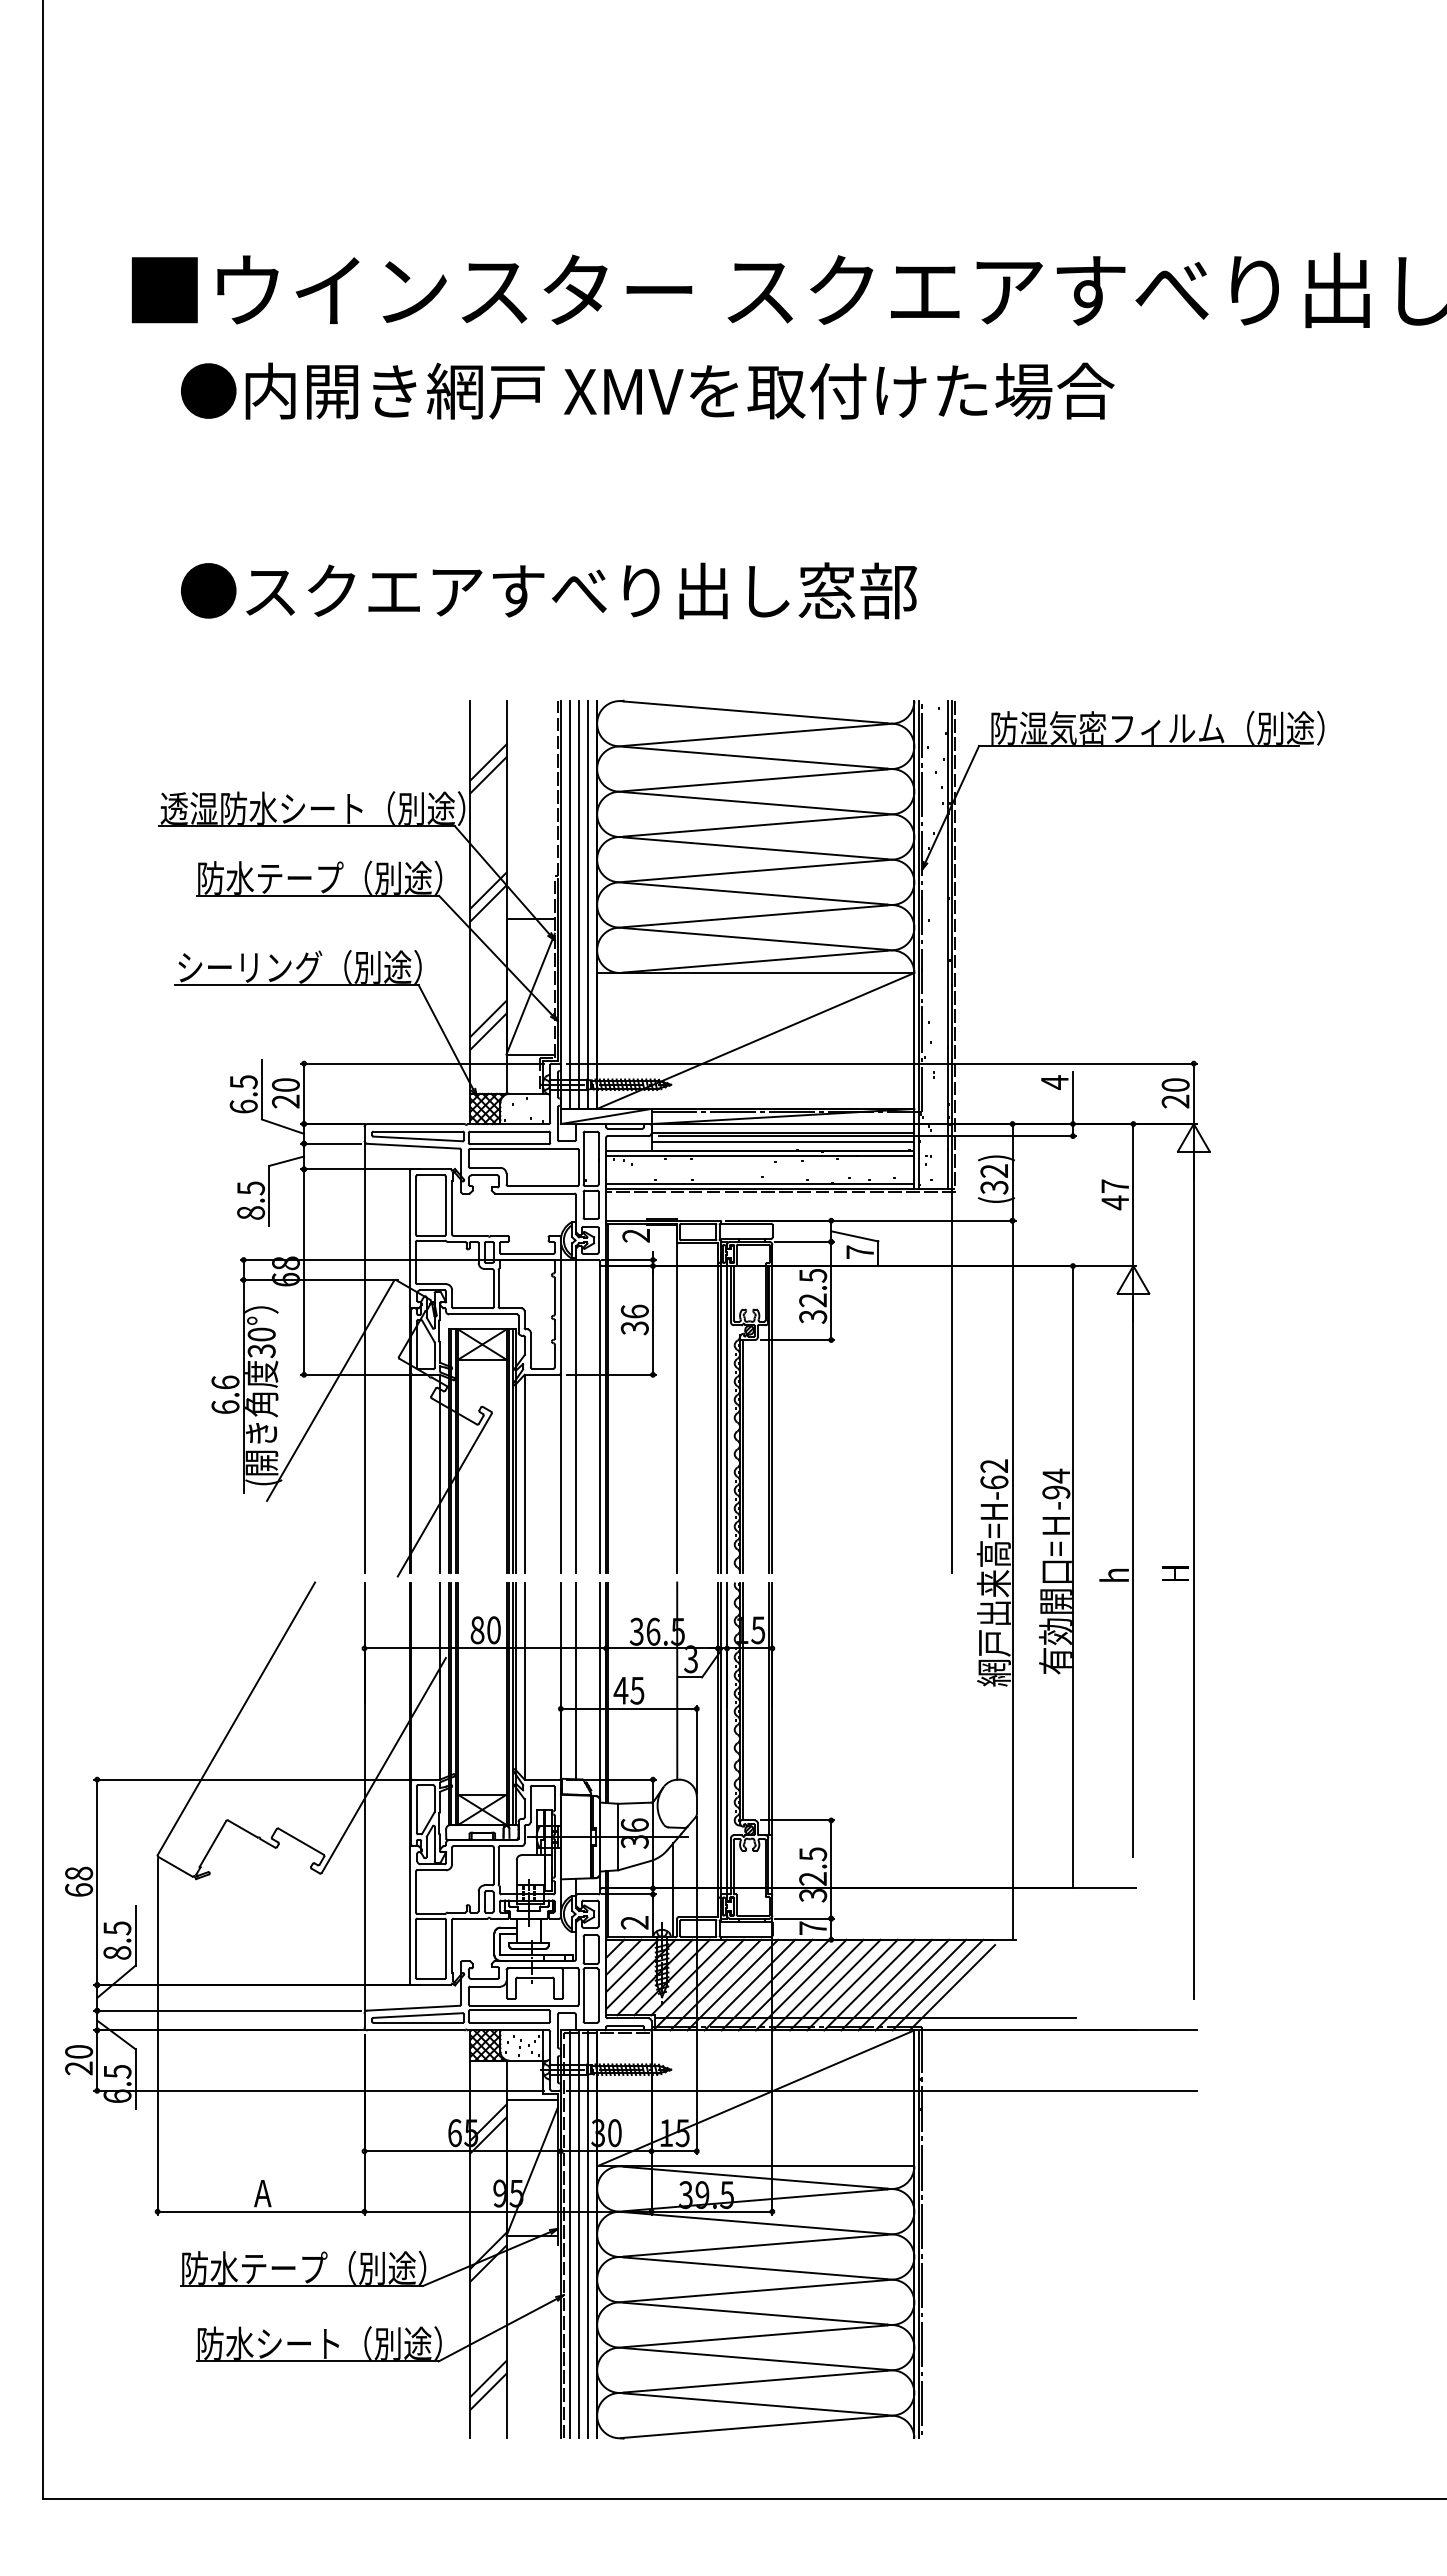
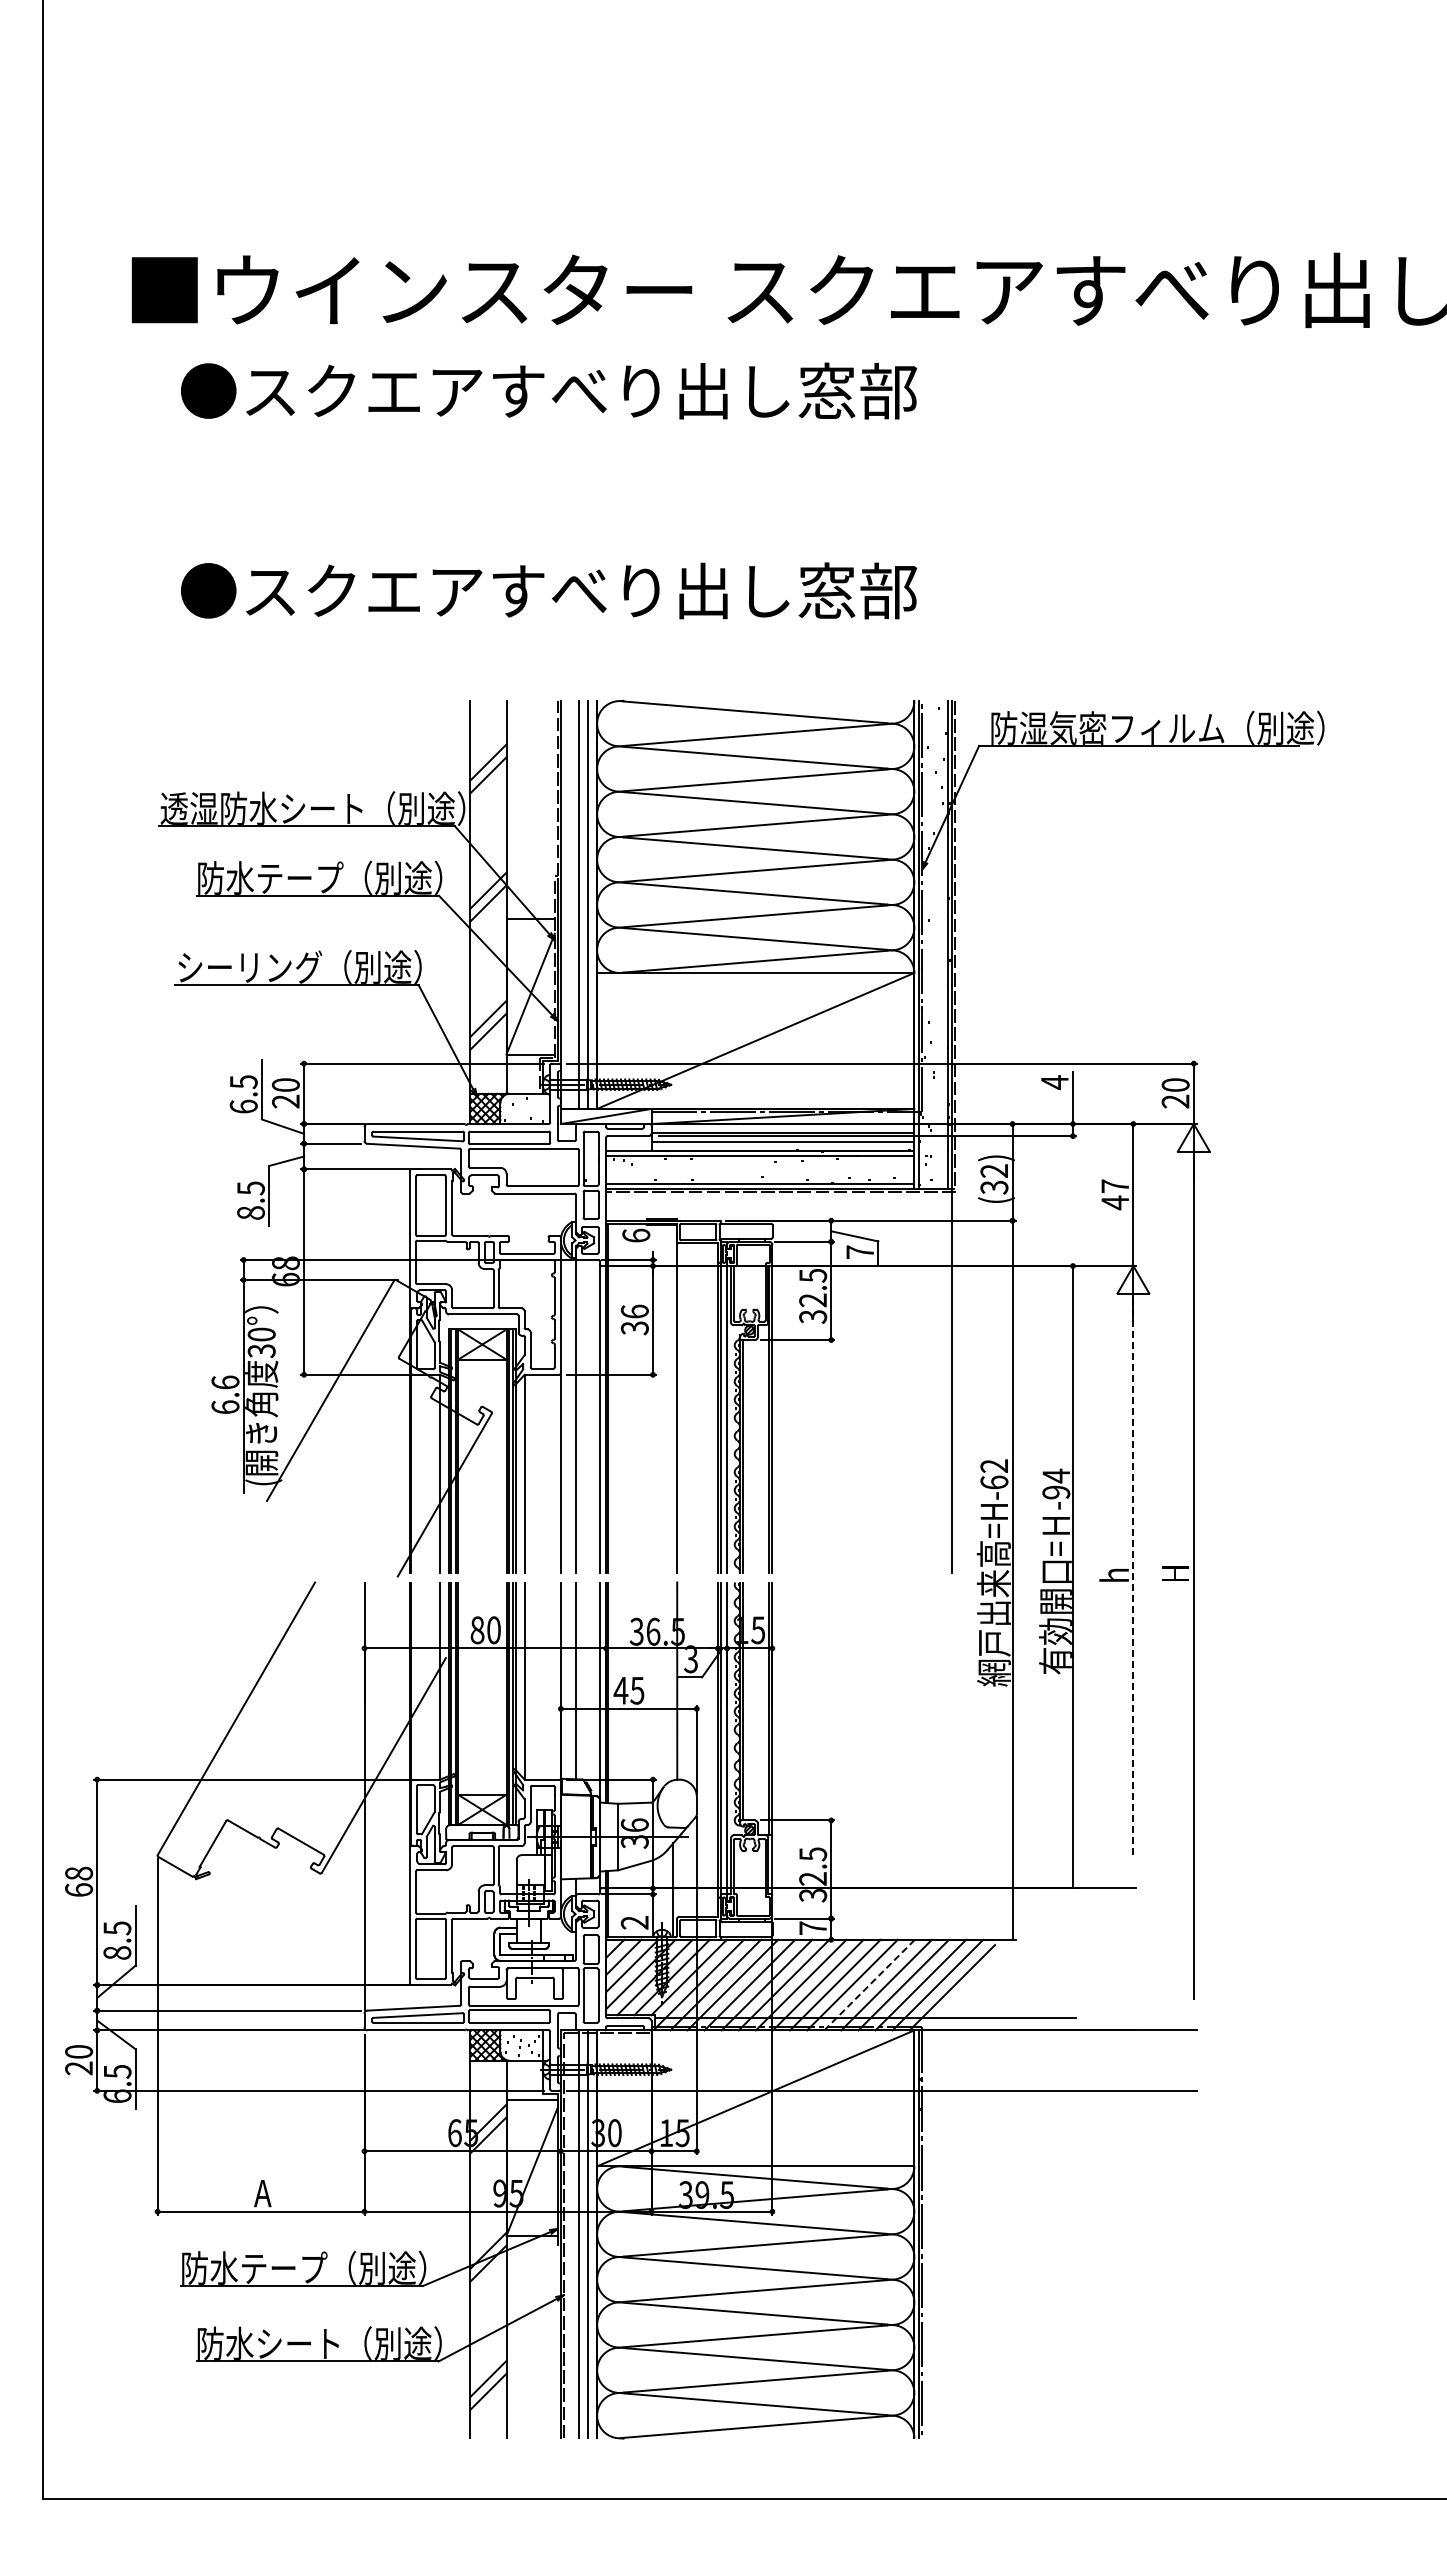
text: ●内開き網戸 XMVを取付けた場合 -> ●スクエアすべり出し窓部 (679, 390)
line: present -> none (569, 904)
text: 2 -> 6 (636, 1235)
line: present -> none (364, 1358)
line: solid -> dashed (1133, 1577)
line: solid -> dashed (869, 1984)
line: present -> none (569, 2234)
